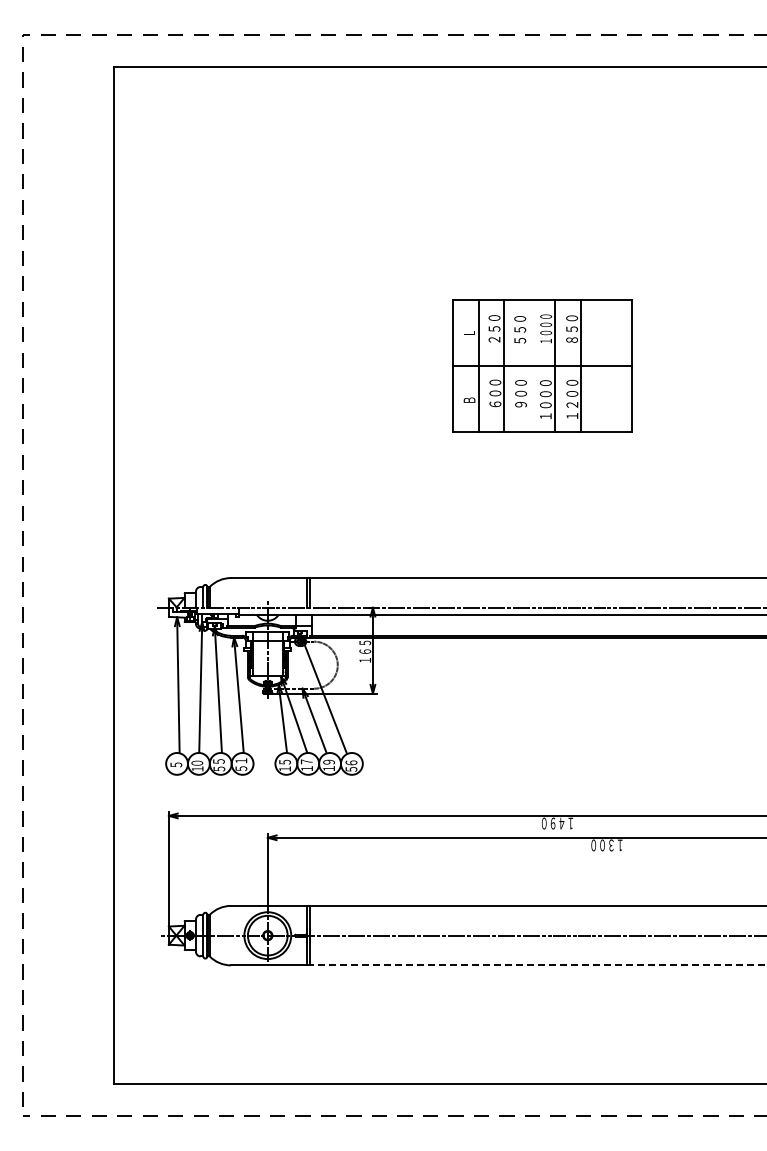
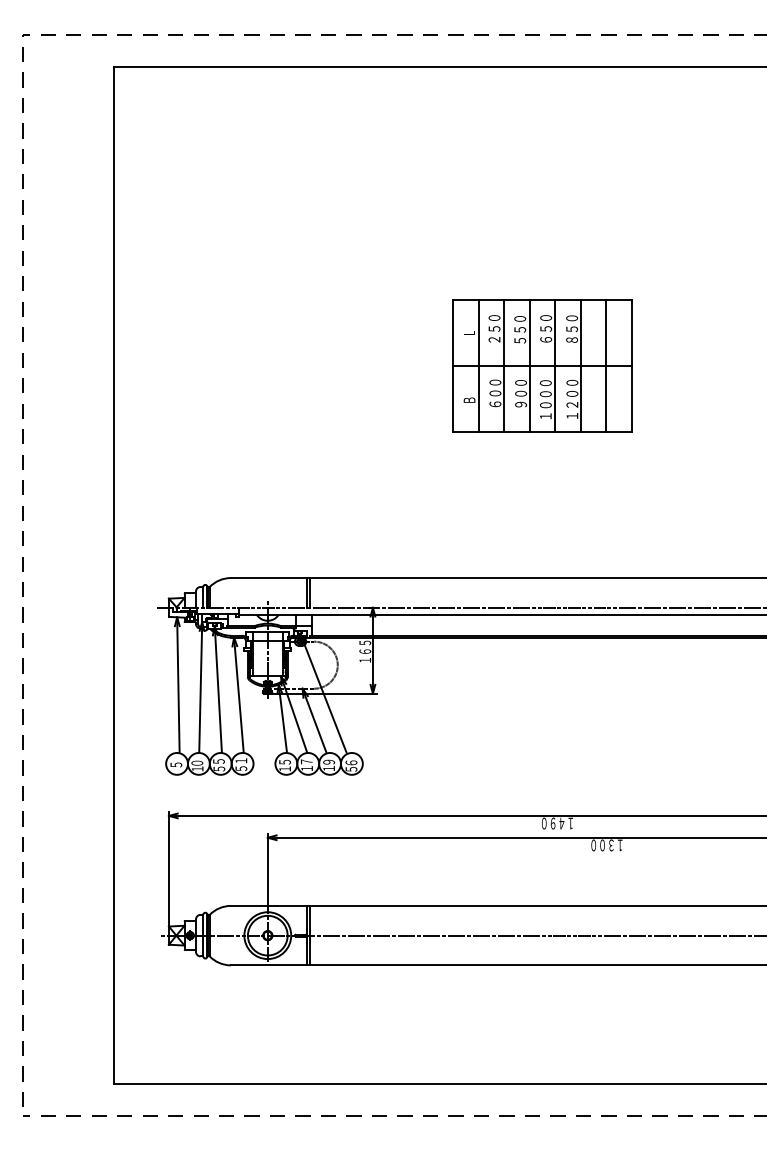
text: １０００ -> ６５０ (546, 328)
line: none -> present (529, 365)
line: none -> present (606, 365)
line: dashed -> solid (536, 965)
